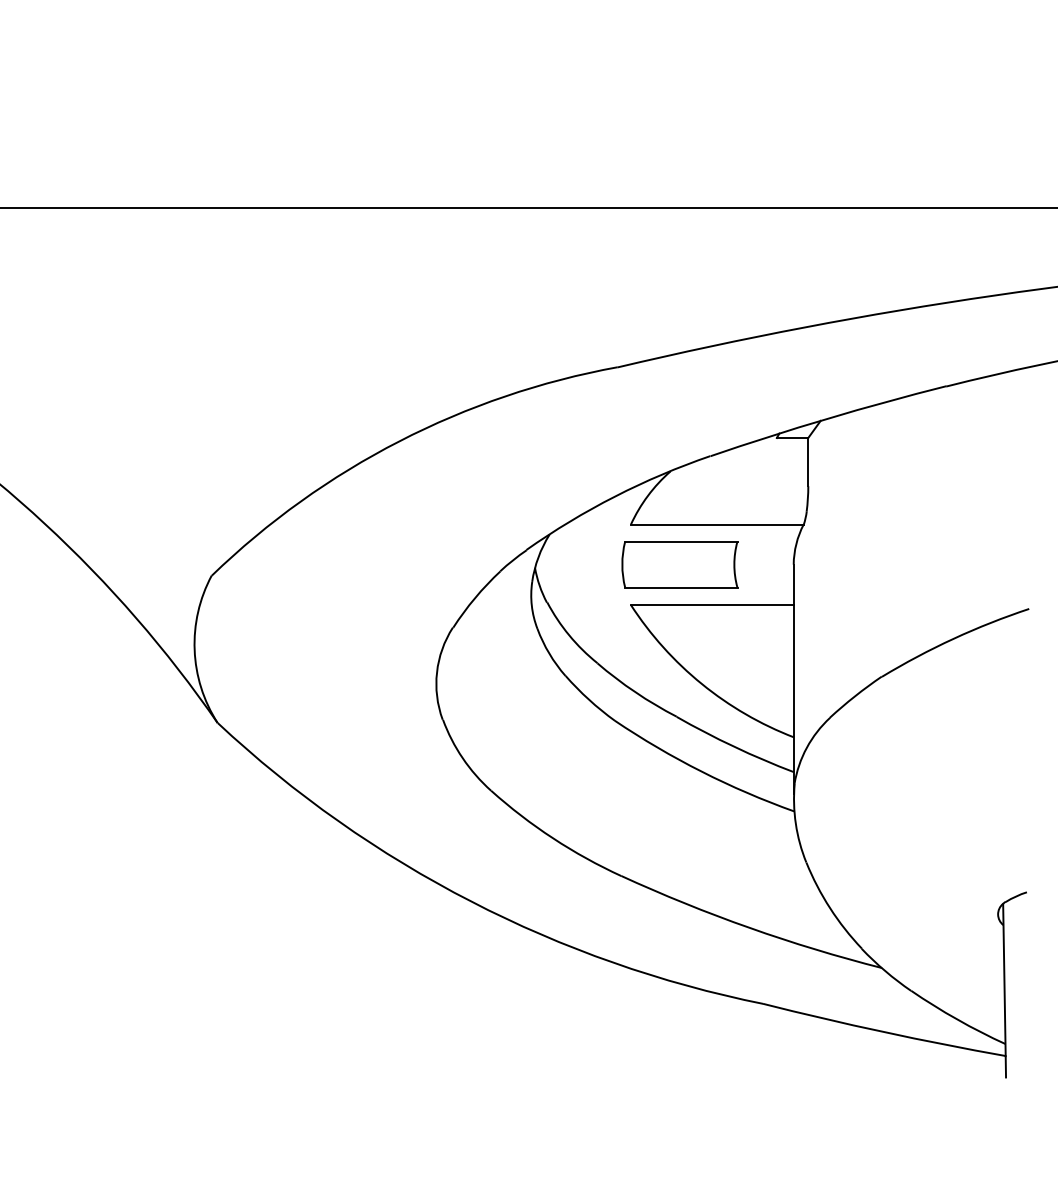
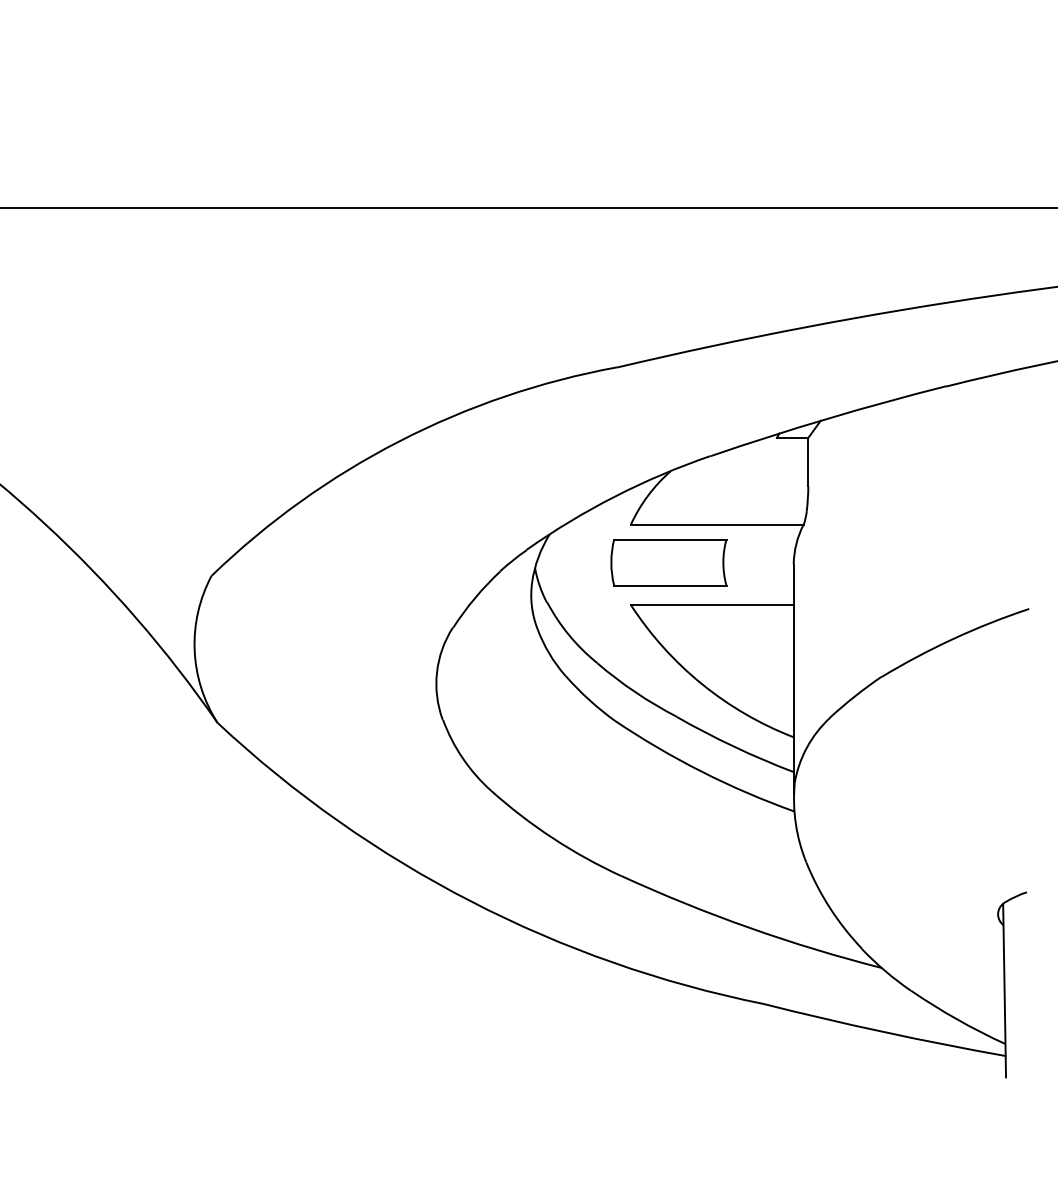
part position: (679, 564) -> (668, 562) (668, 562)
